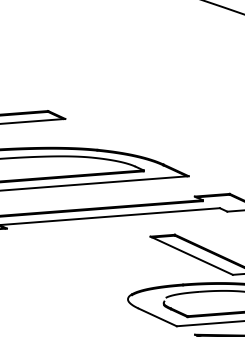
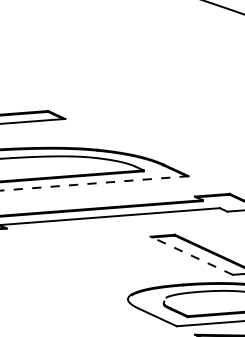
line: solid -> dashed (94, 183)
line: solid -> dashed (191, 255)
